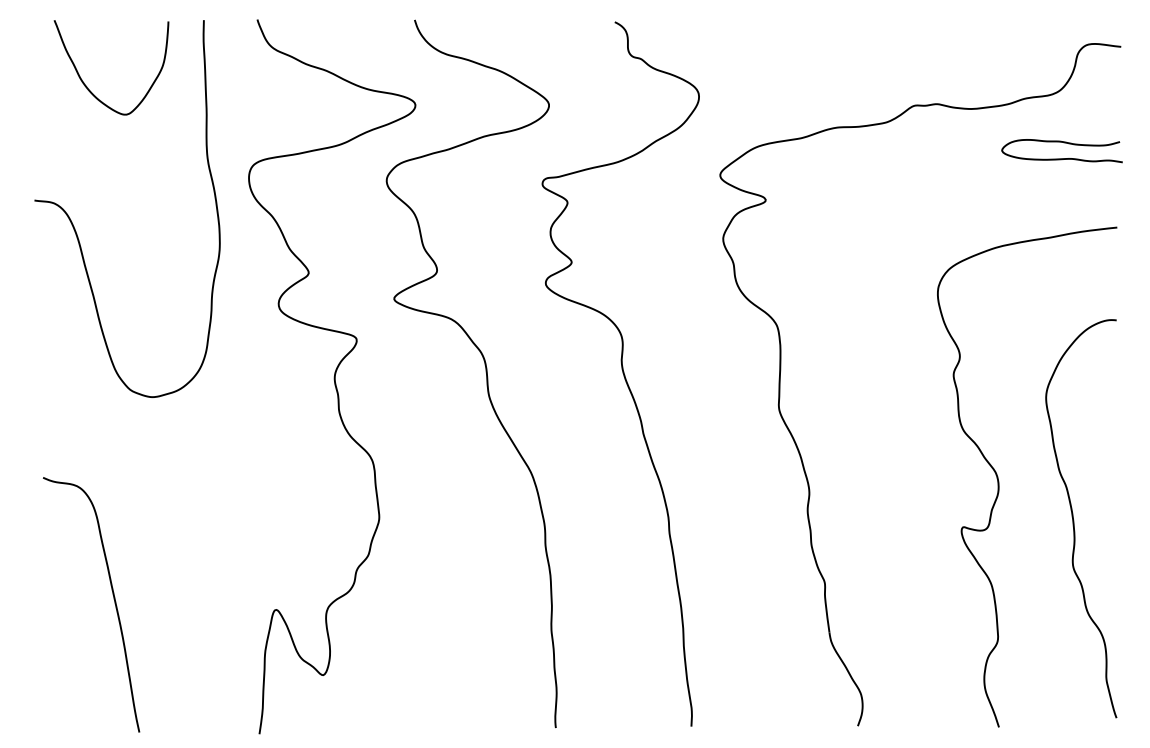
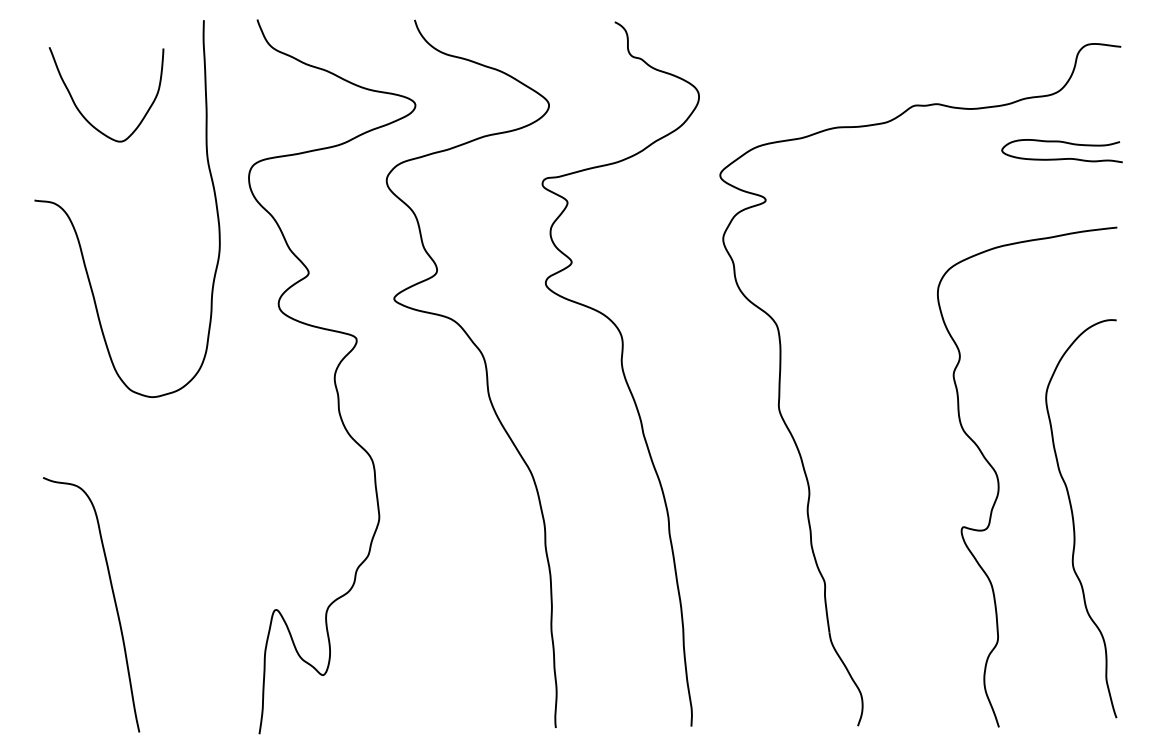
curve position: (87, 86) -> (82, 113) (82, 113)
